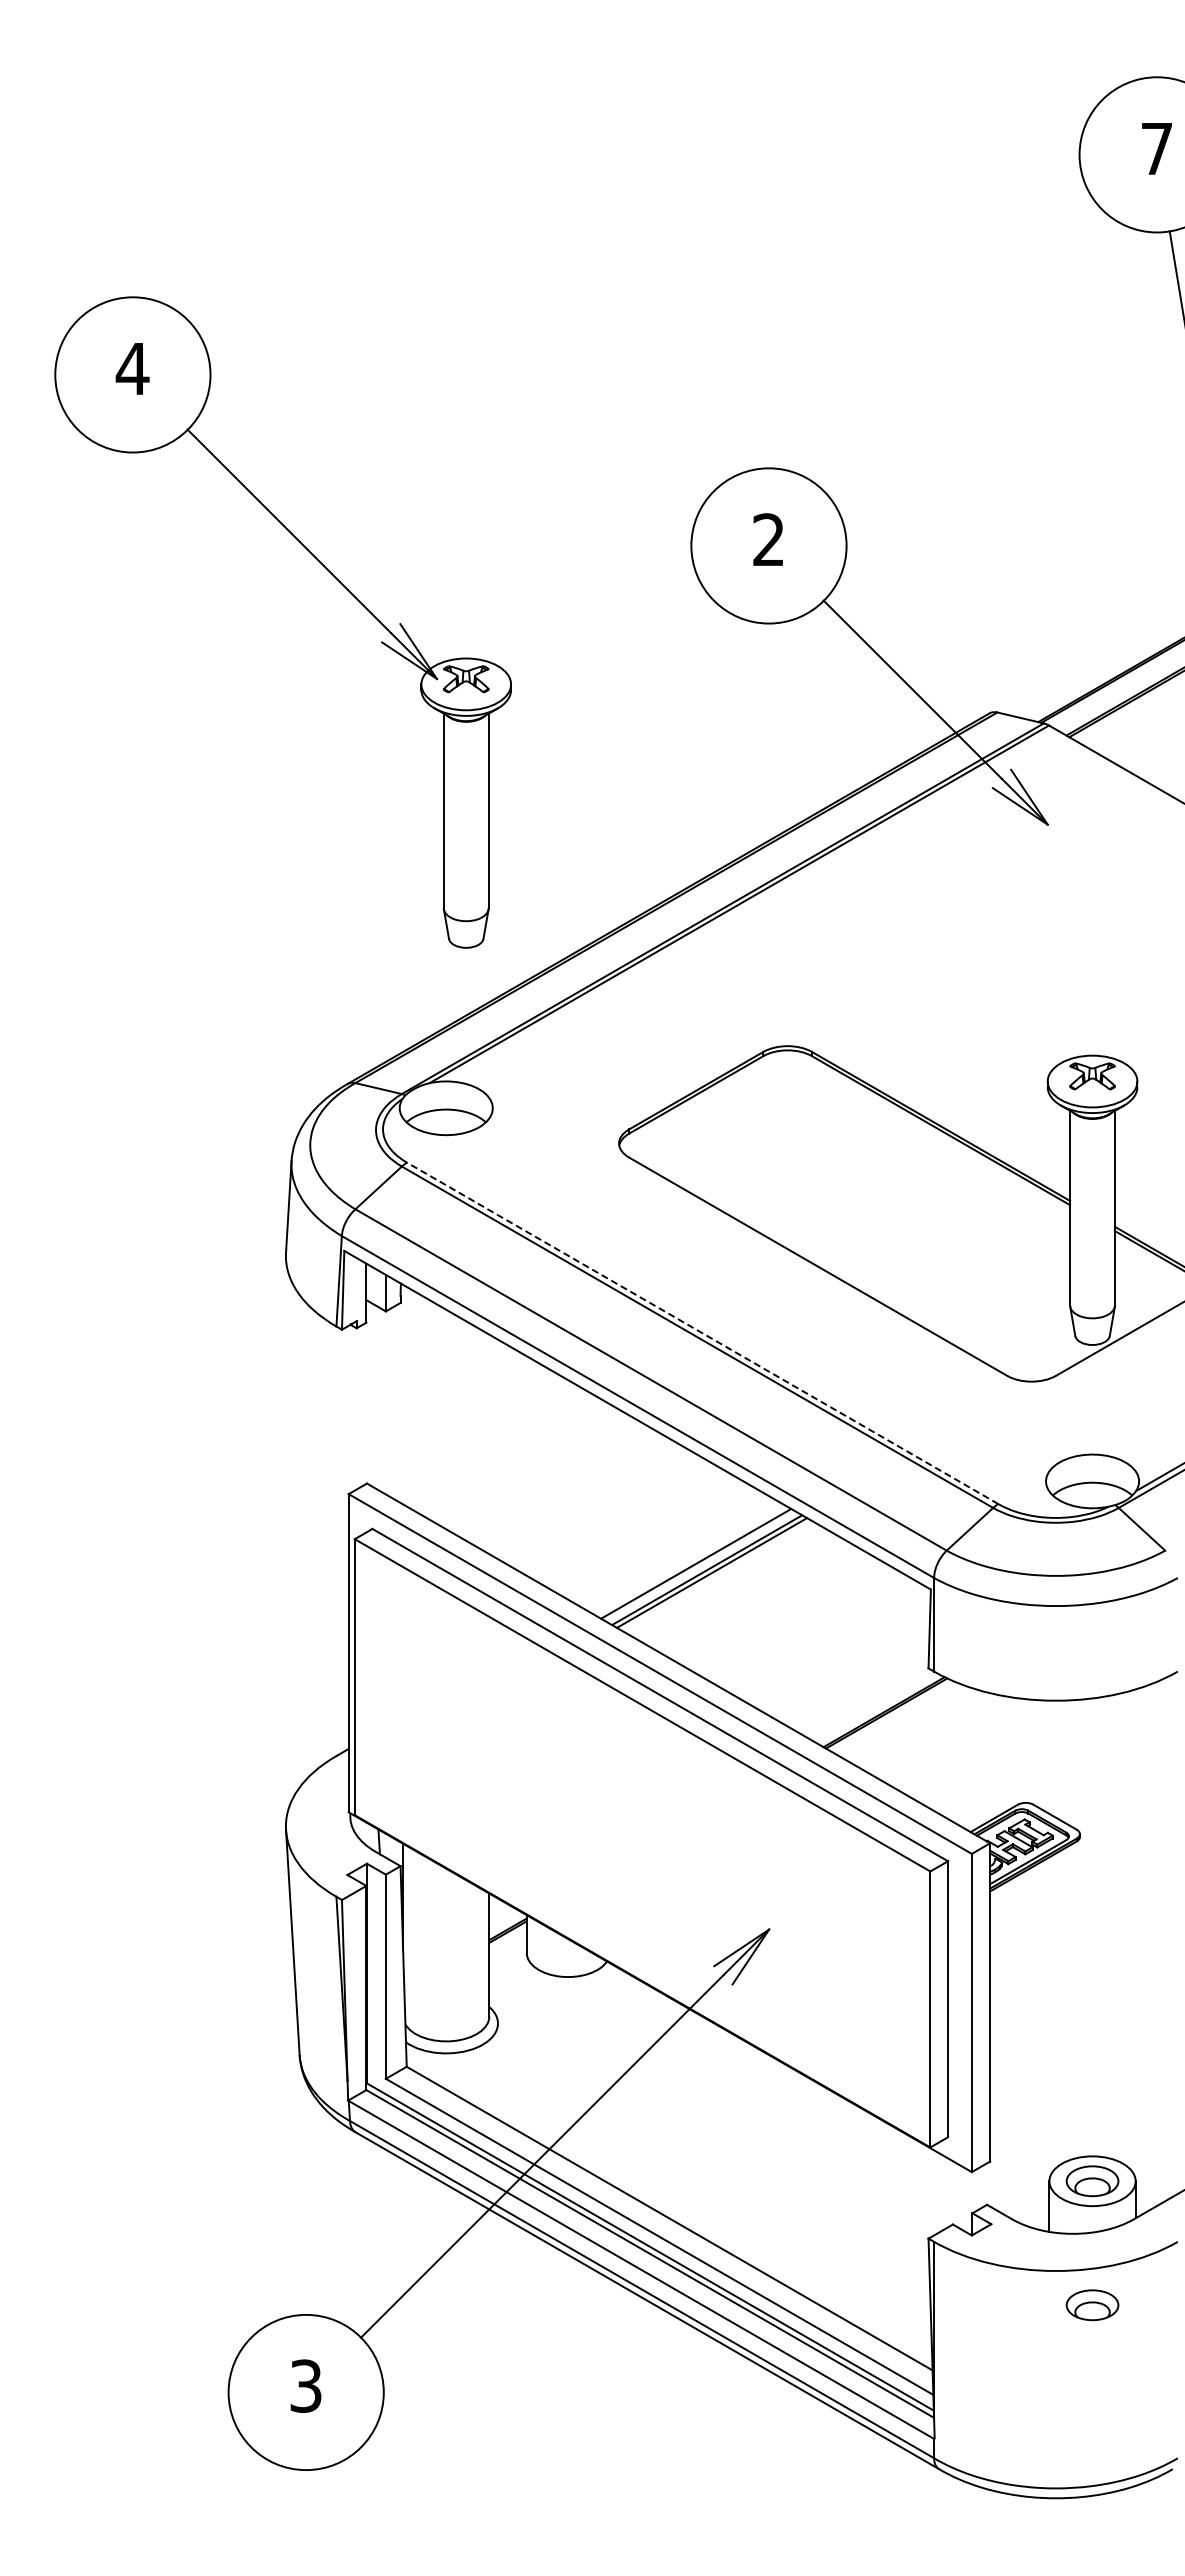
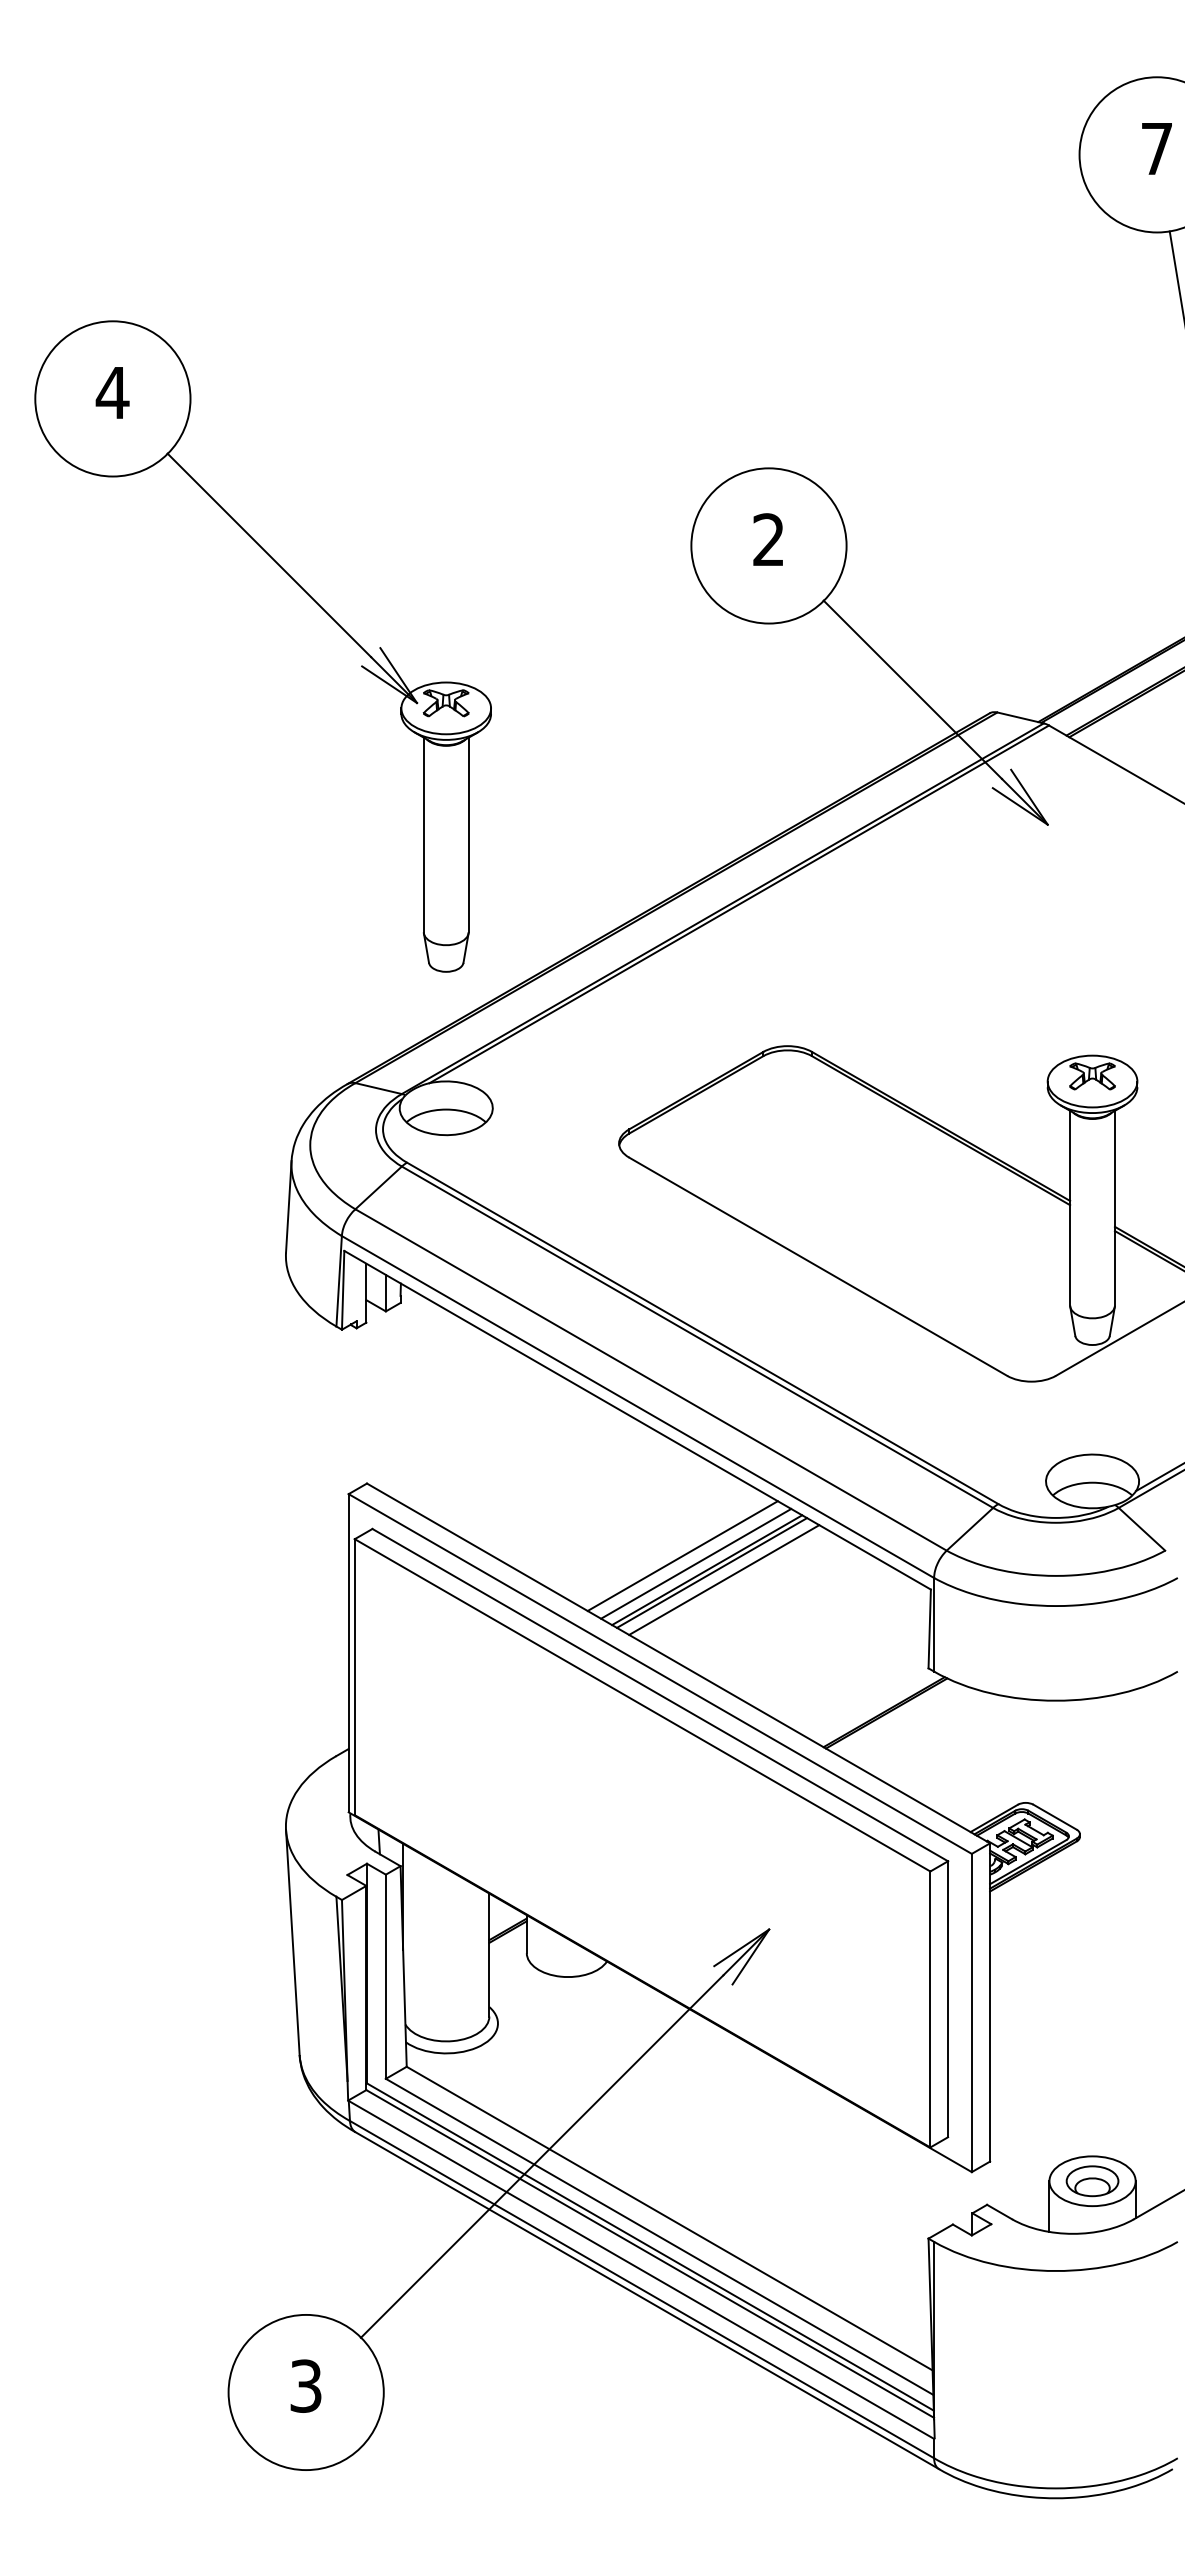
part position: (330, 573) -> (310, 597) (310, 597)
line: dashed -> solid (702, 1333)
line: none -> present (682, 1555)
line: none -> present (724, 1579)
part: present -> none (1092, 2305)
